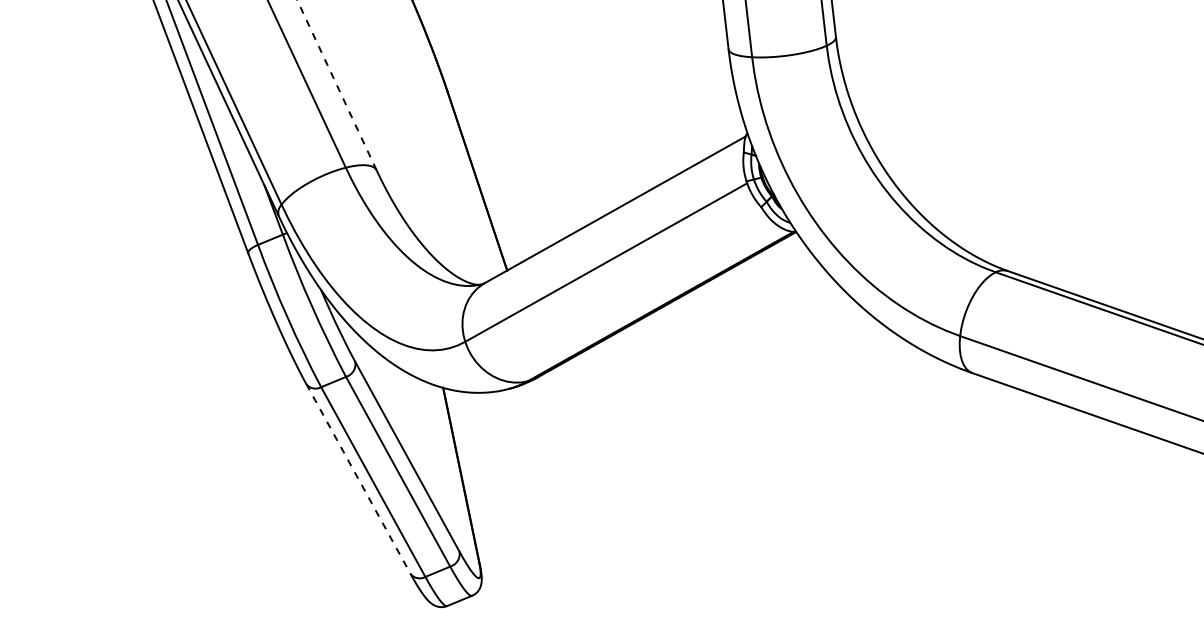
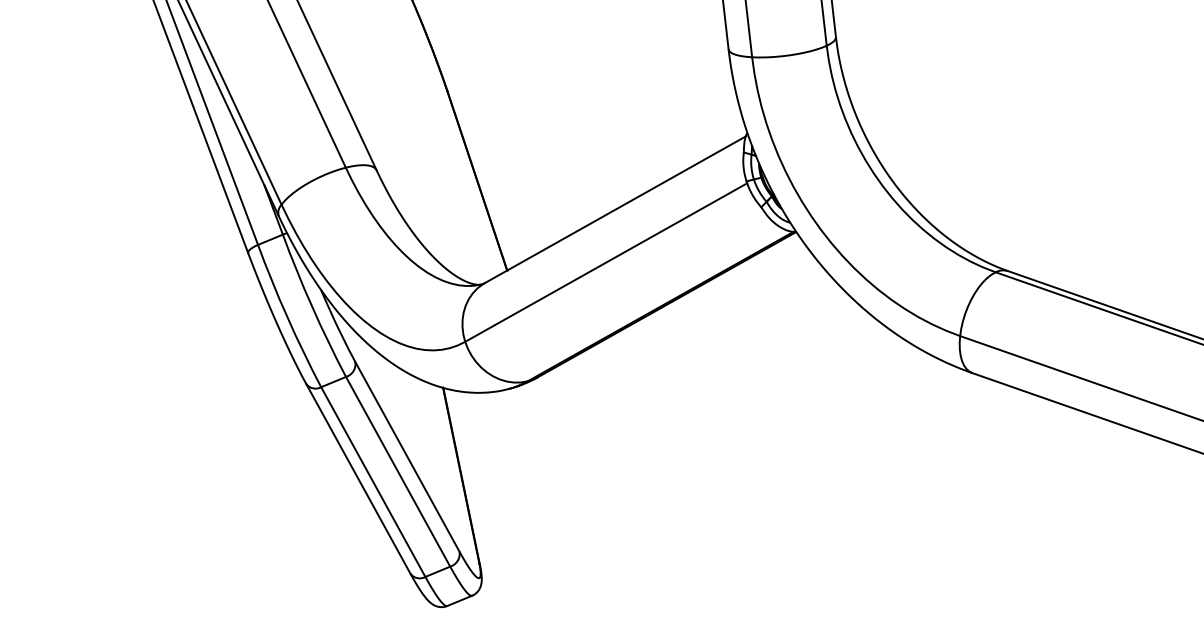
line: dashed -> solid (336, 85)
line: dashed -> solid (358, 479)
